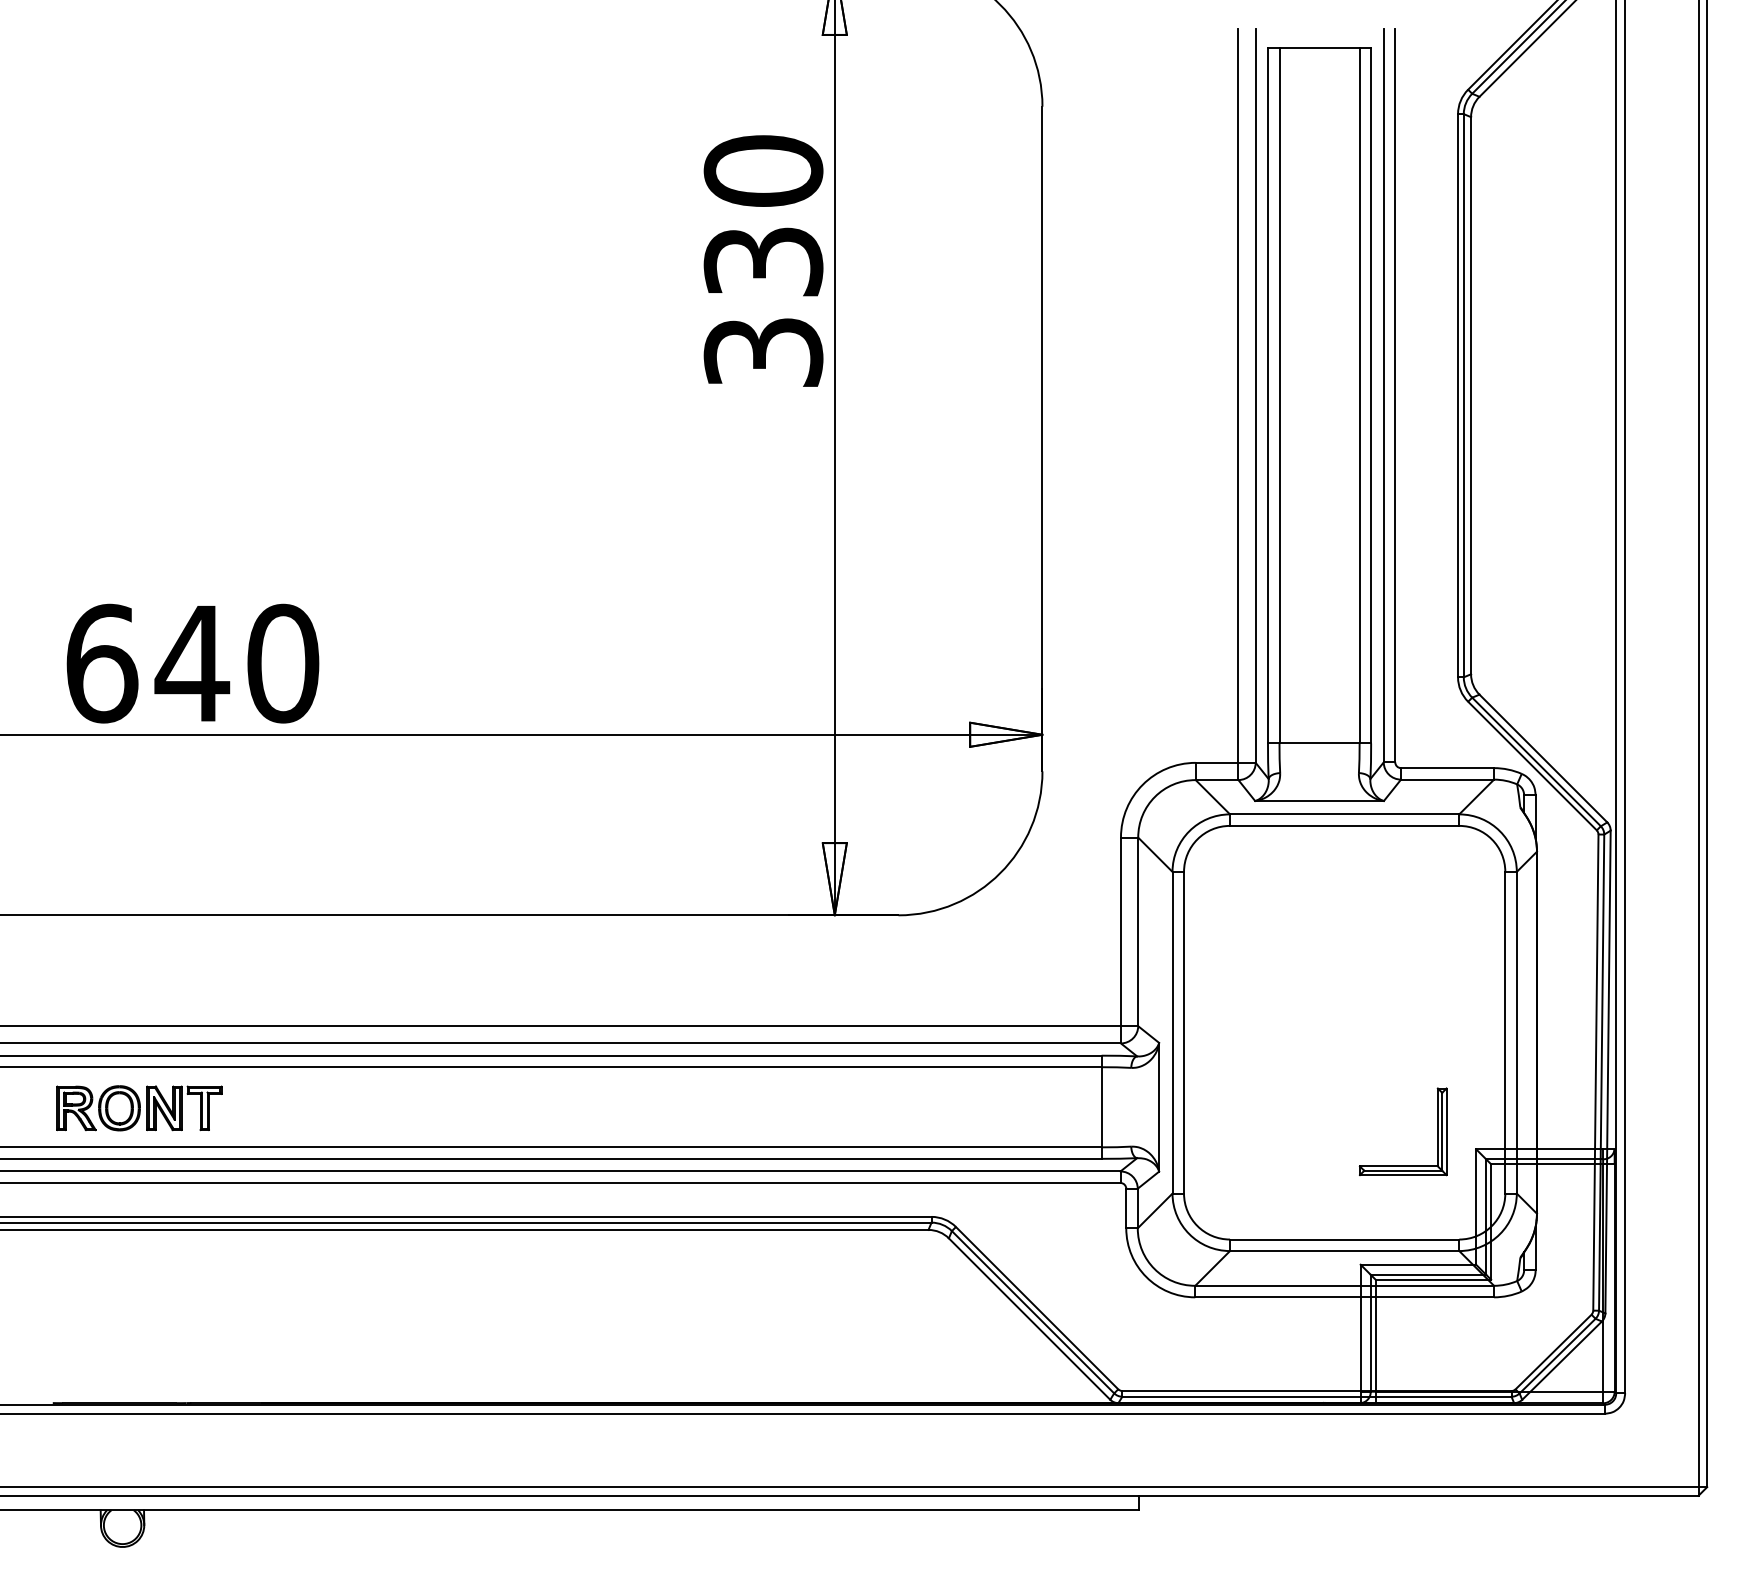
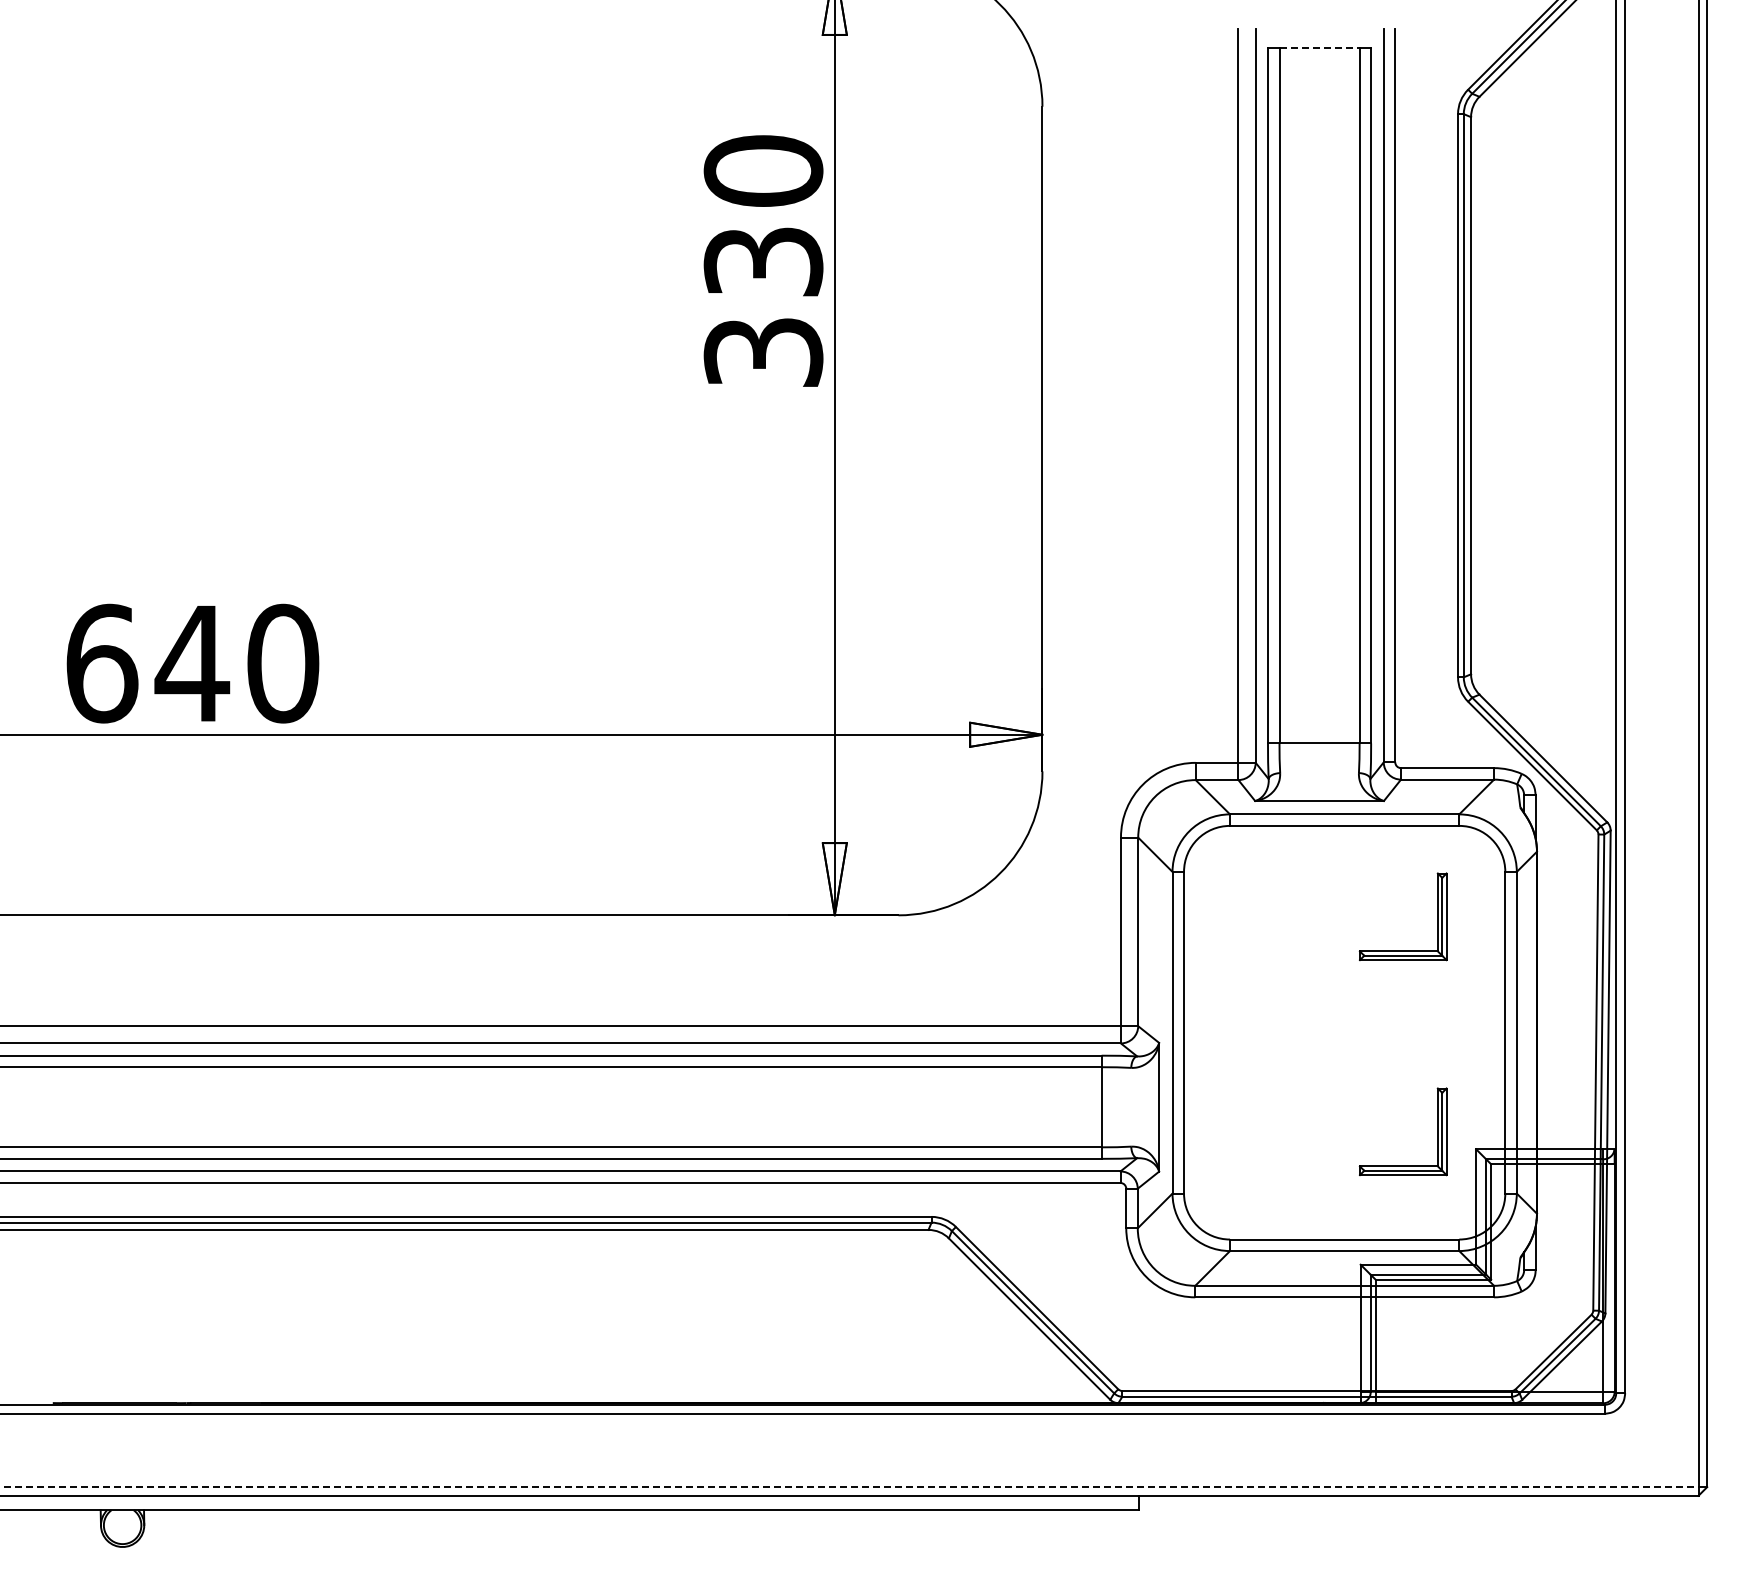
line: solid -> dashed (1320, 47)
part: none -> present (1402, 950)
part: present -> none (139, 1108)
line: solid -> dashed (849, 1487)
